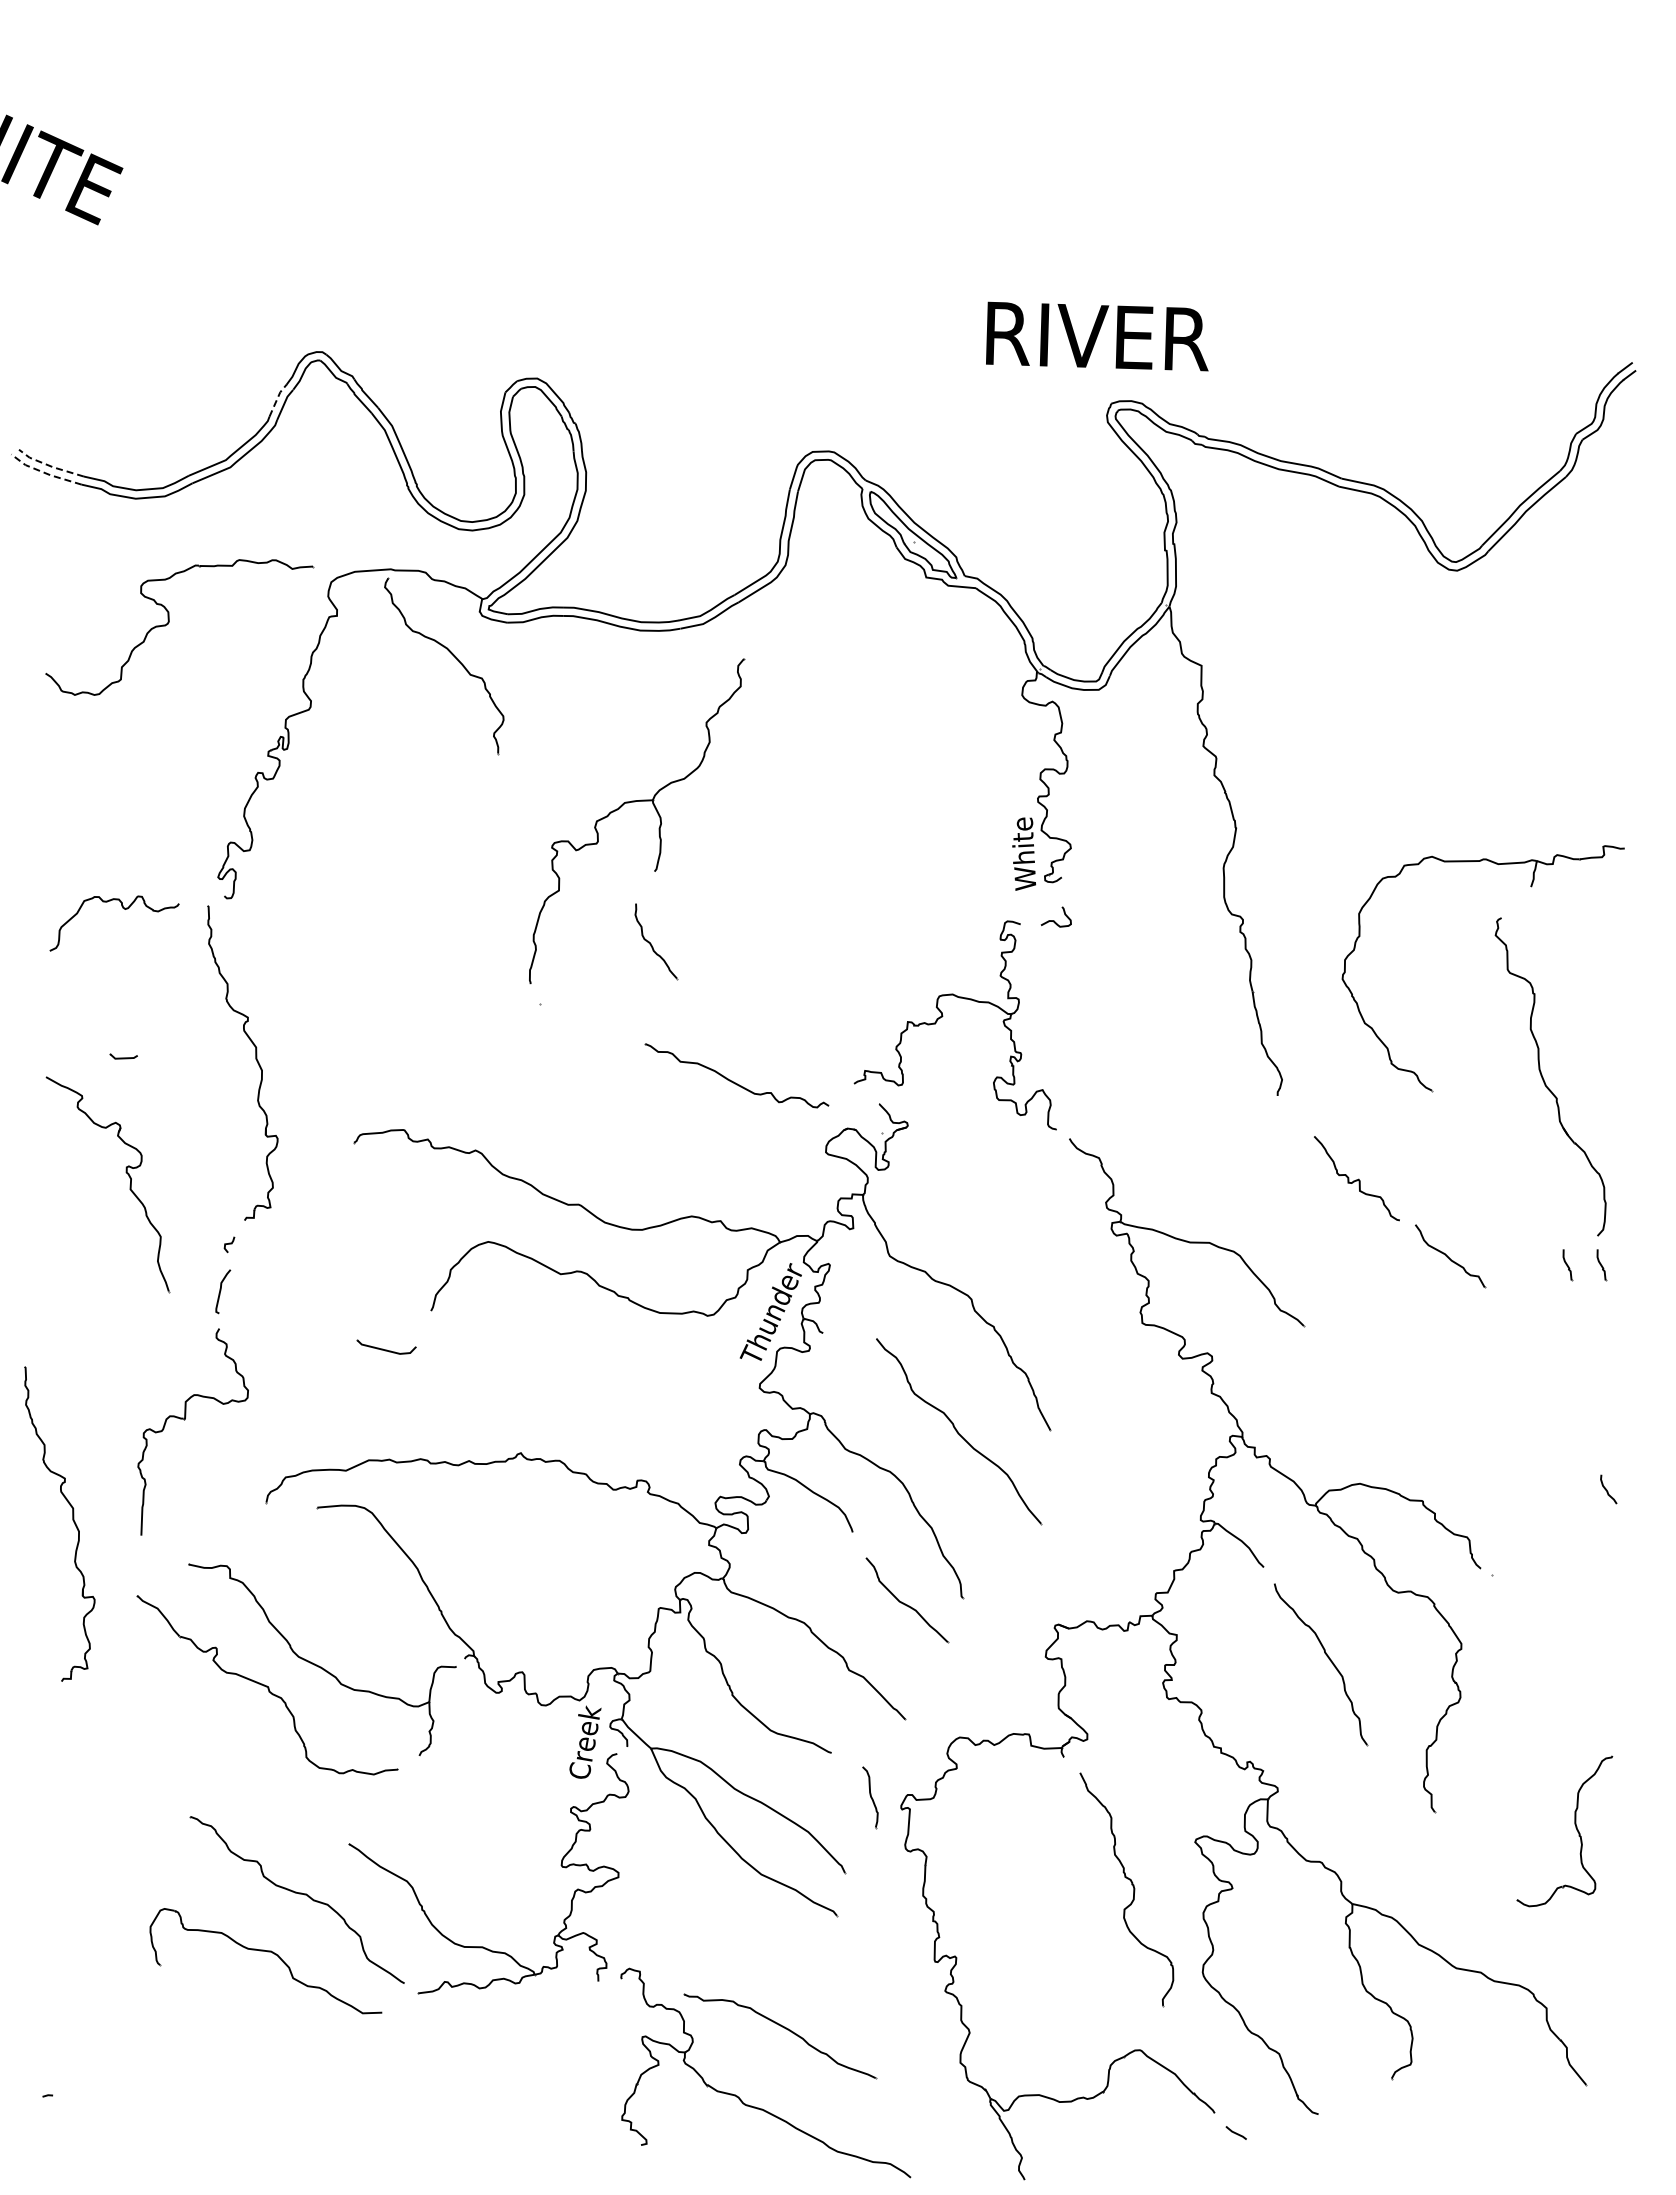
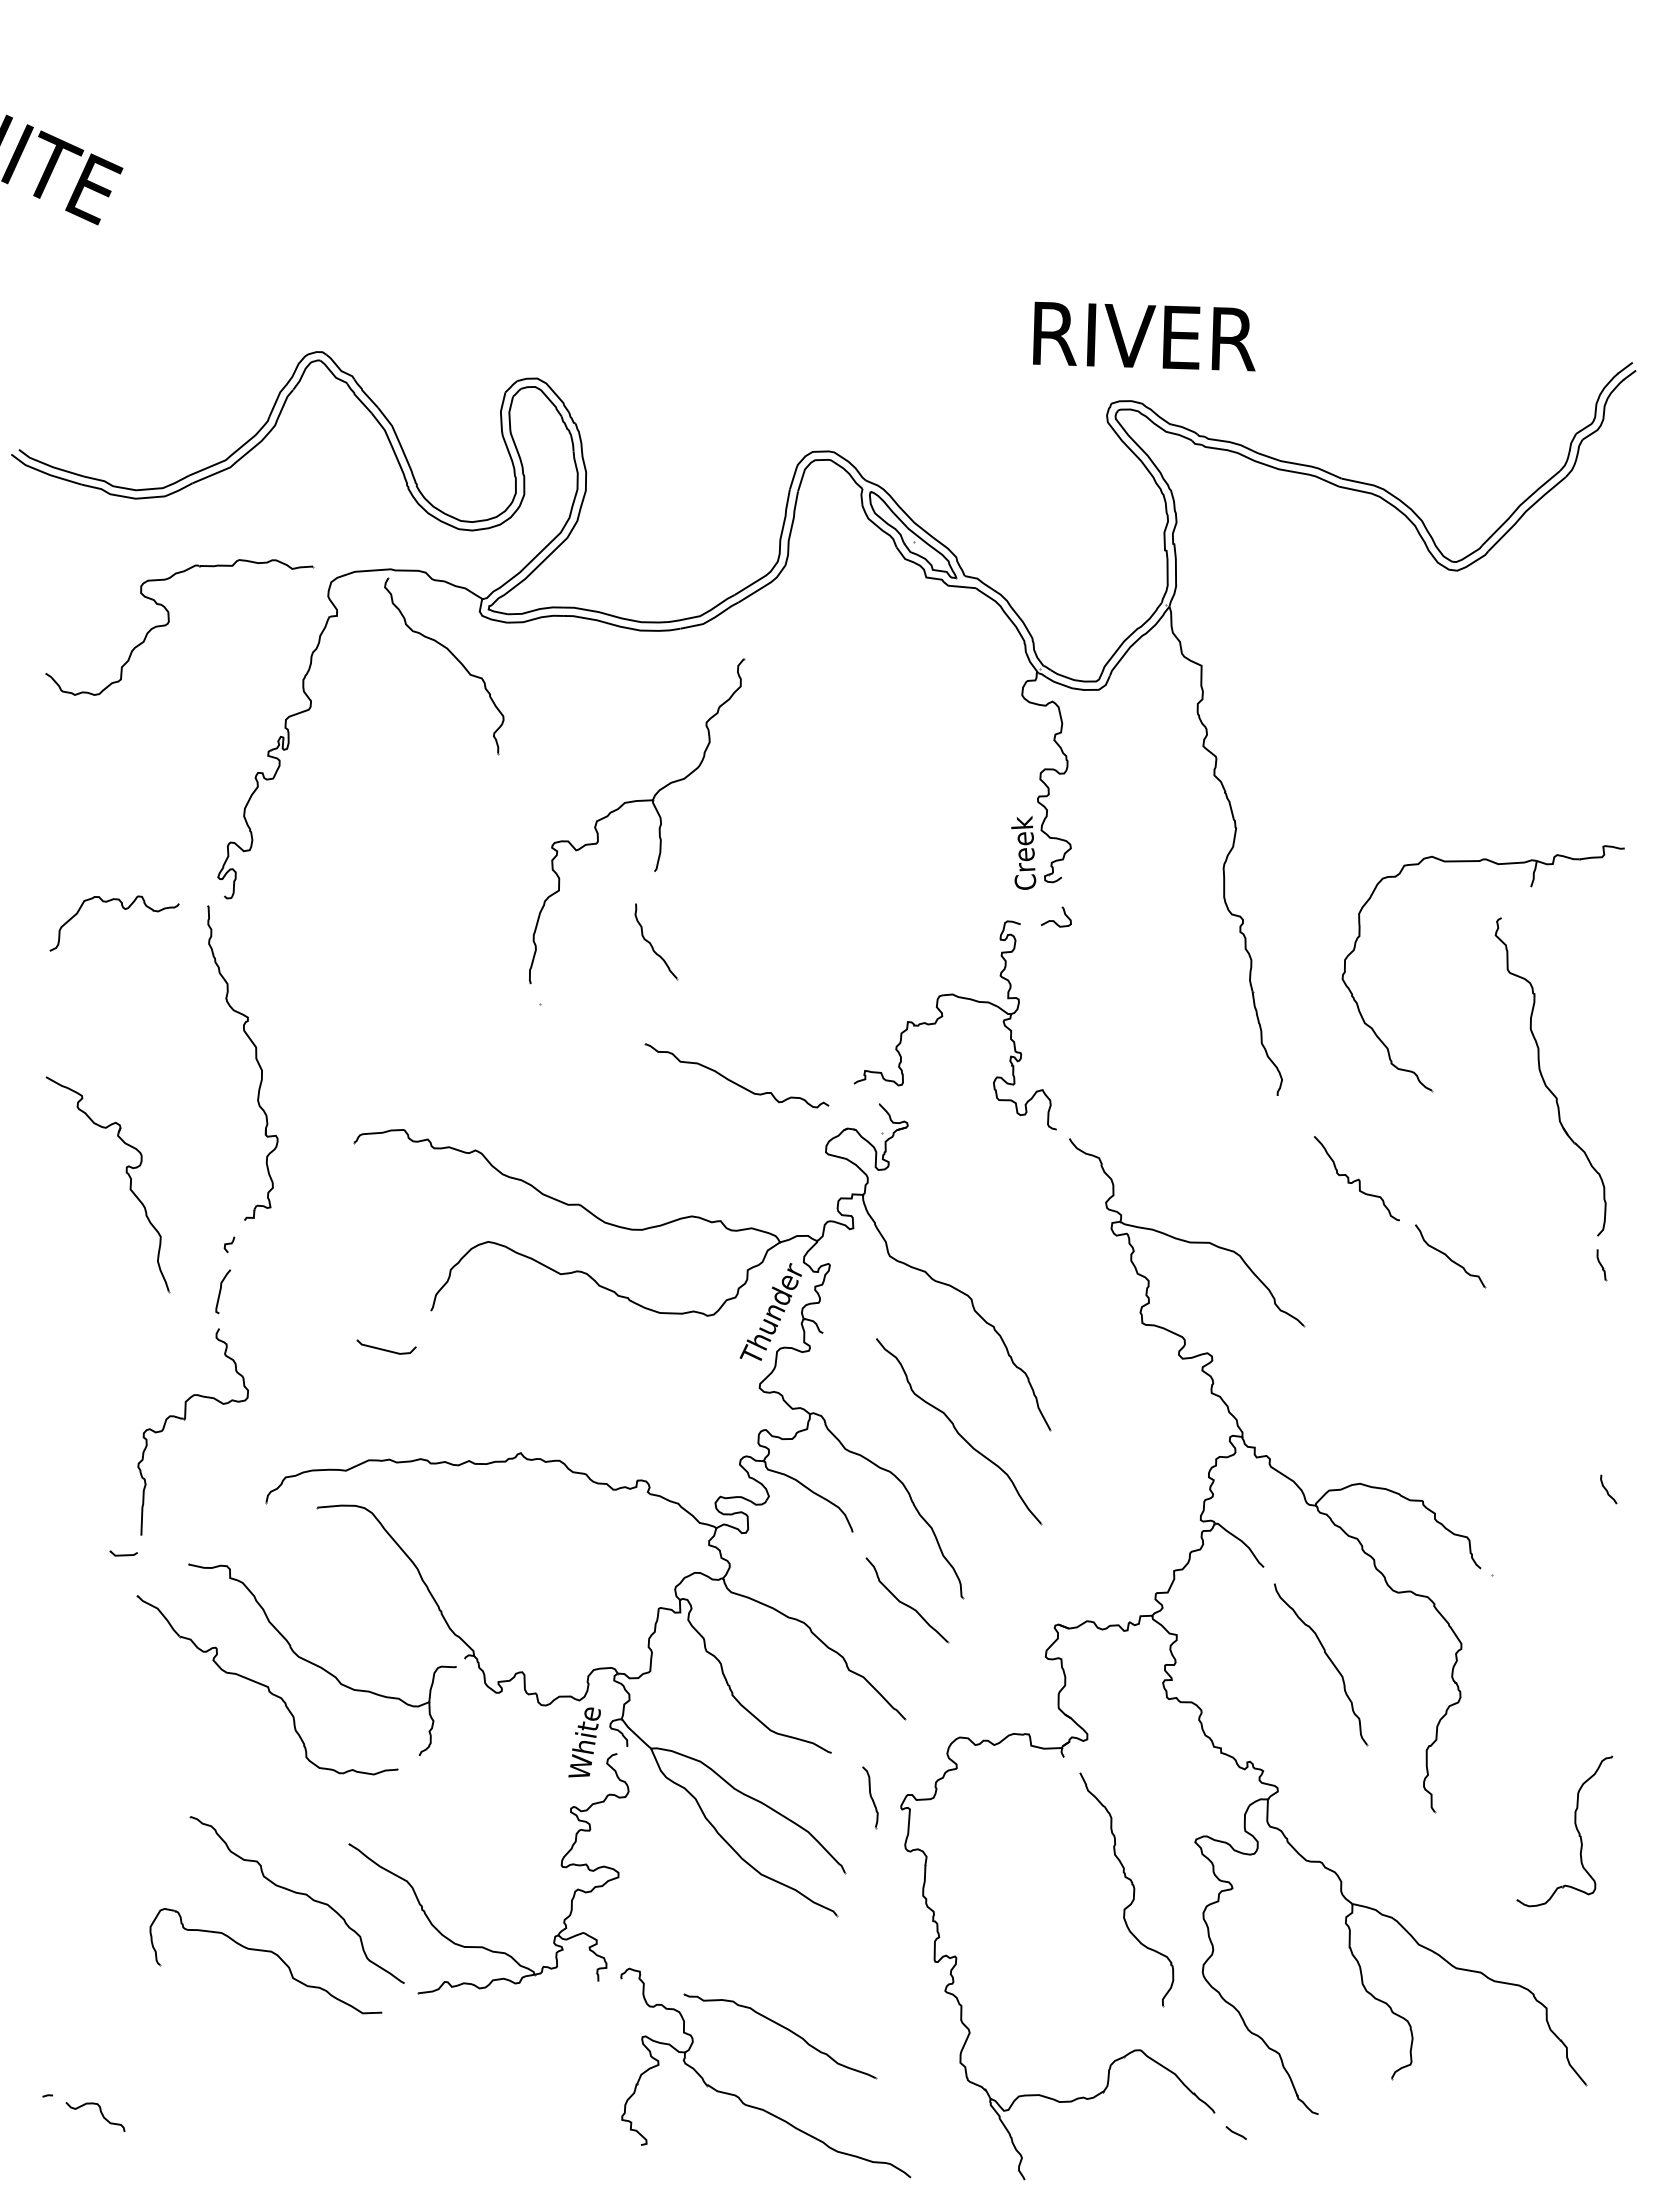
text position: (1097, 336) -> (1144, 336) (1144, 336)
line: dashed -> solid (277, 398)
line: dashed -> solid (49, 465)
line: dashed -> solid (44, 472)
text: White -> Creek (1023, 852)
part position: (123, 1056) -> (123, 1553) (123, 1553)
part: present -> none (1567, 1265)
part: present -> none (72, 1520)
text: Creek -> White (584, 1741)
curve: none -> present (100, 2113)
